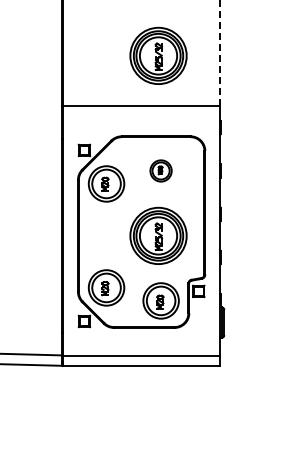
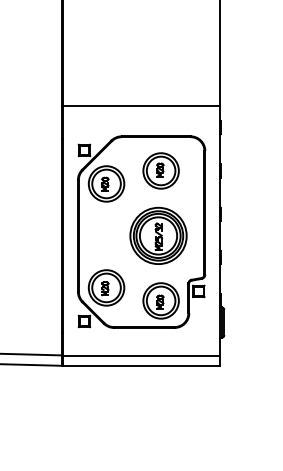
line: dashed -> solid (220, 53)
part: present -> none (158, 55)
part size: 24x24 px -> 38x38 px (160, 170)
